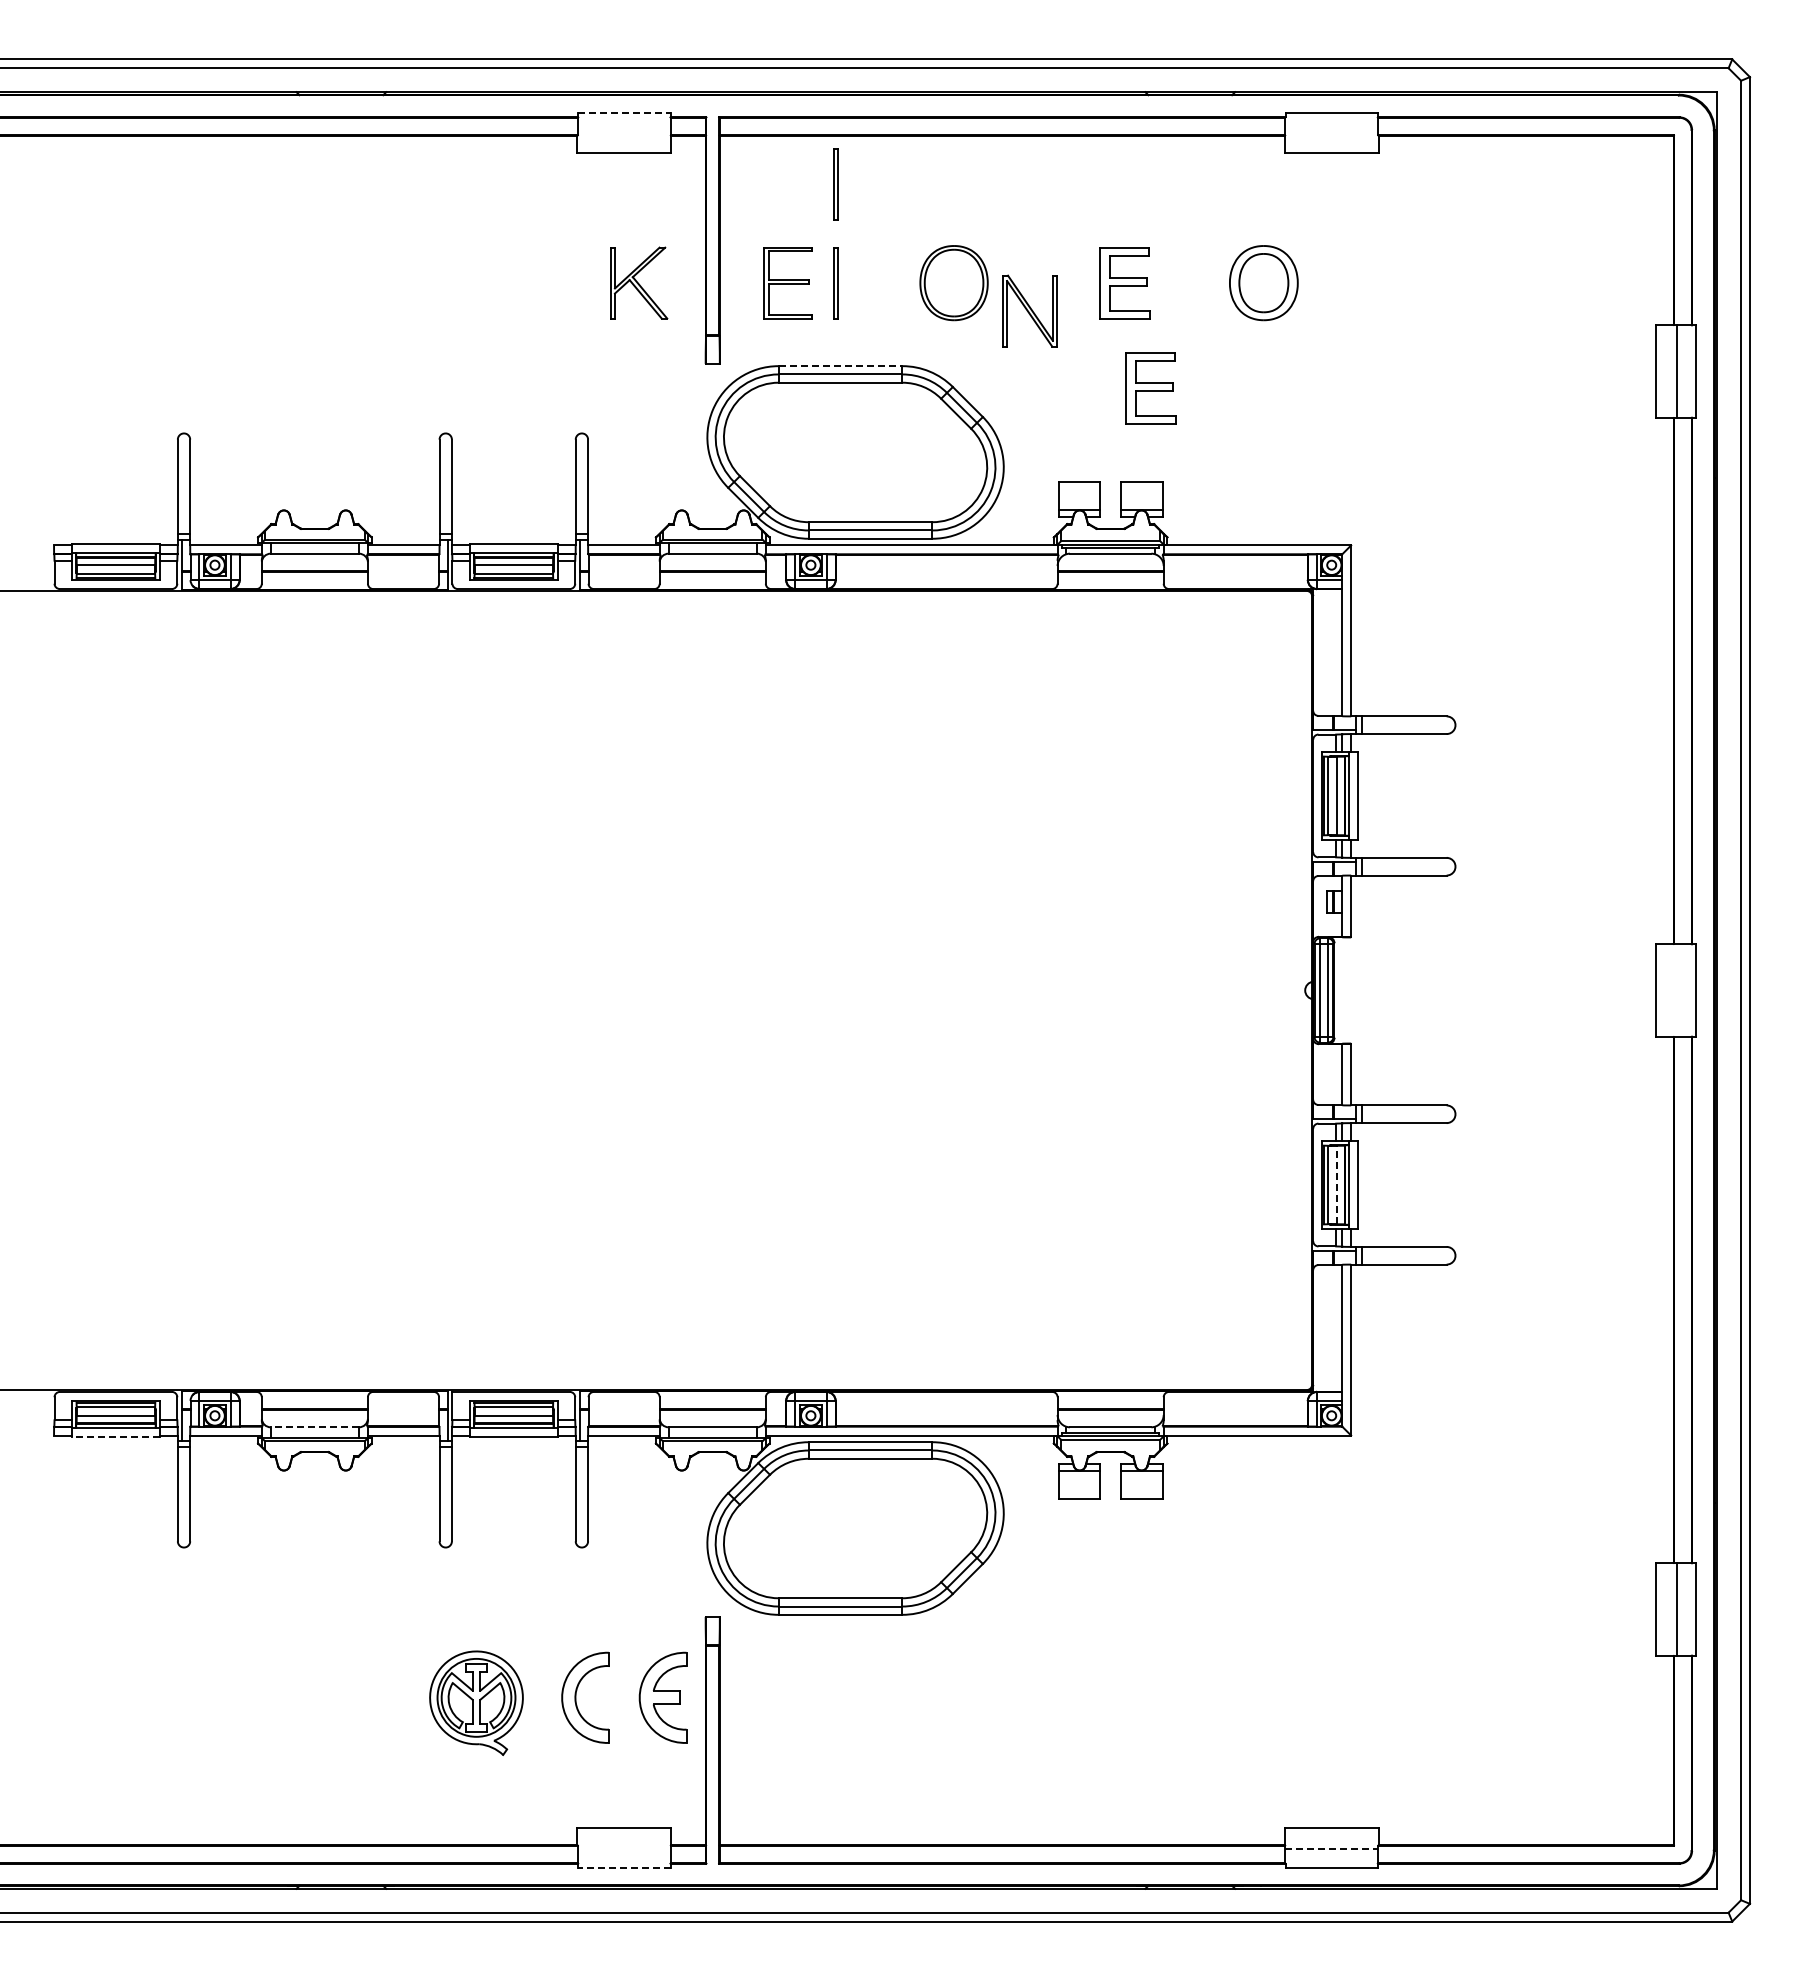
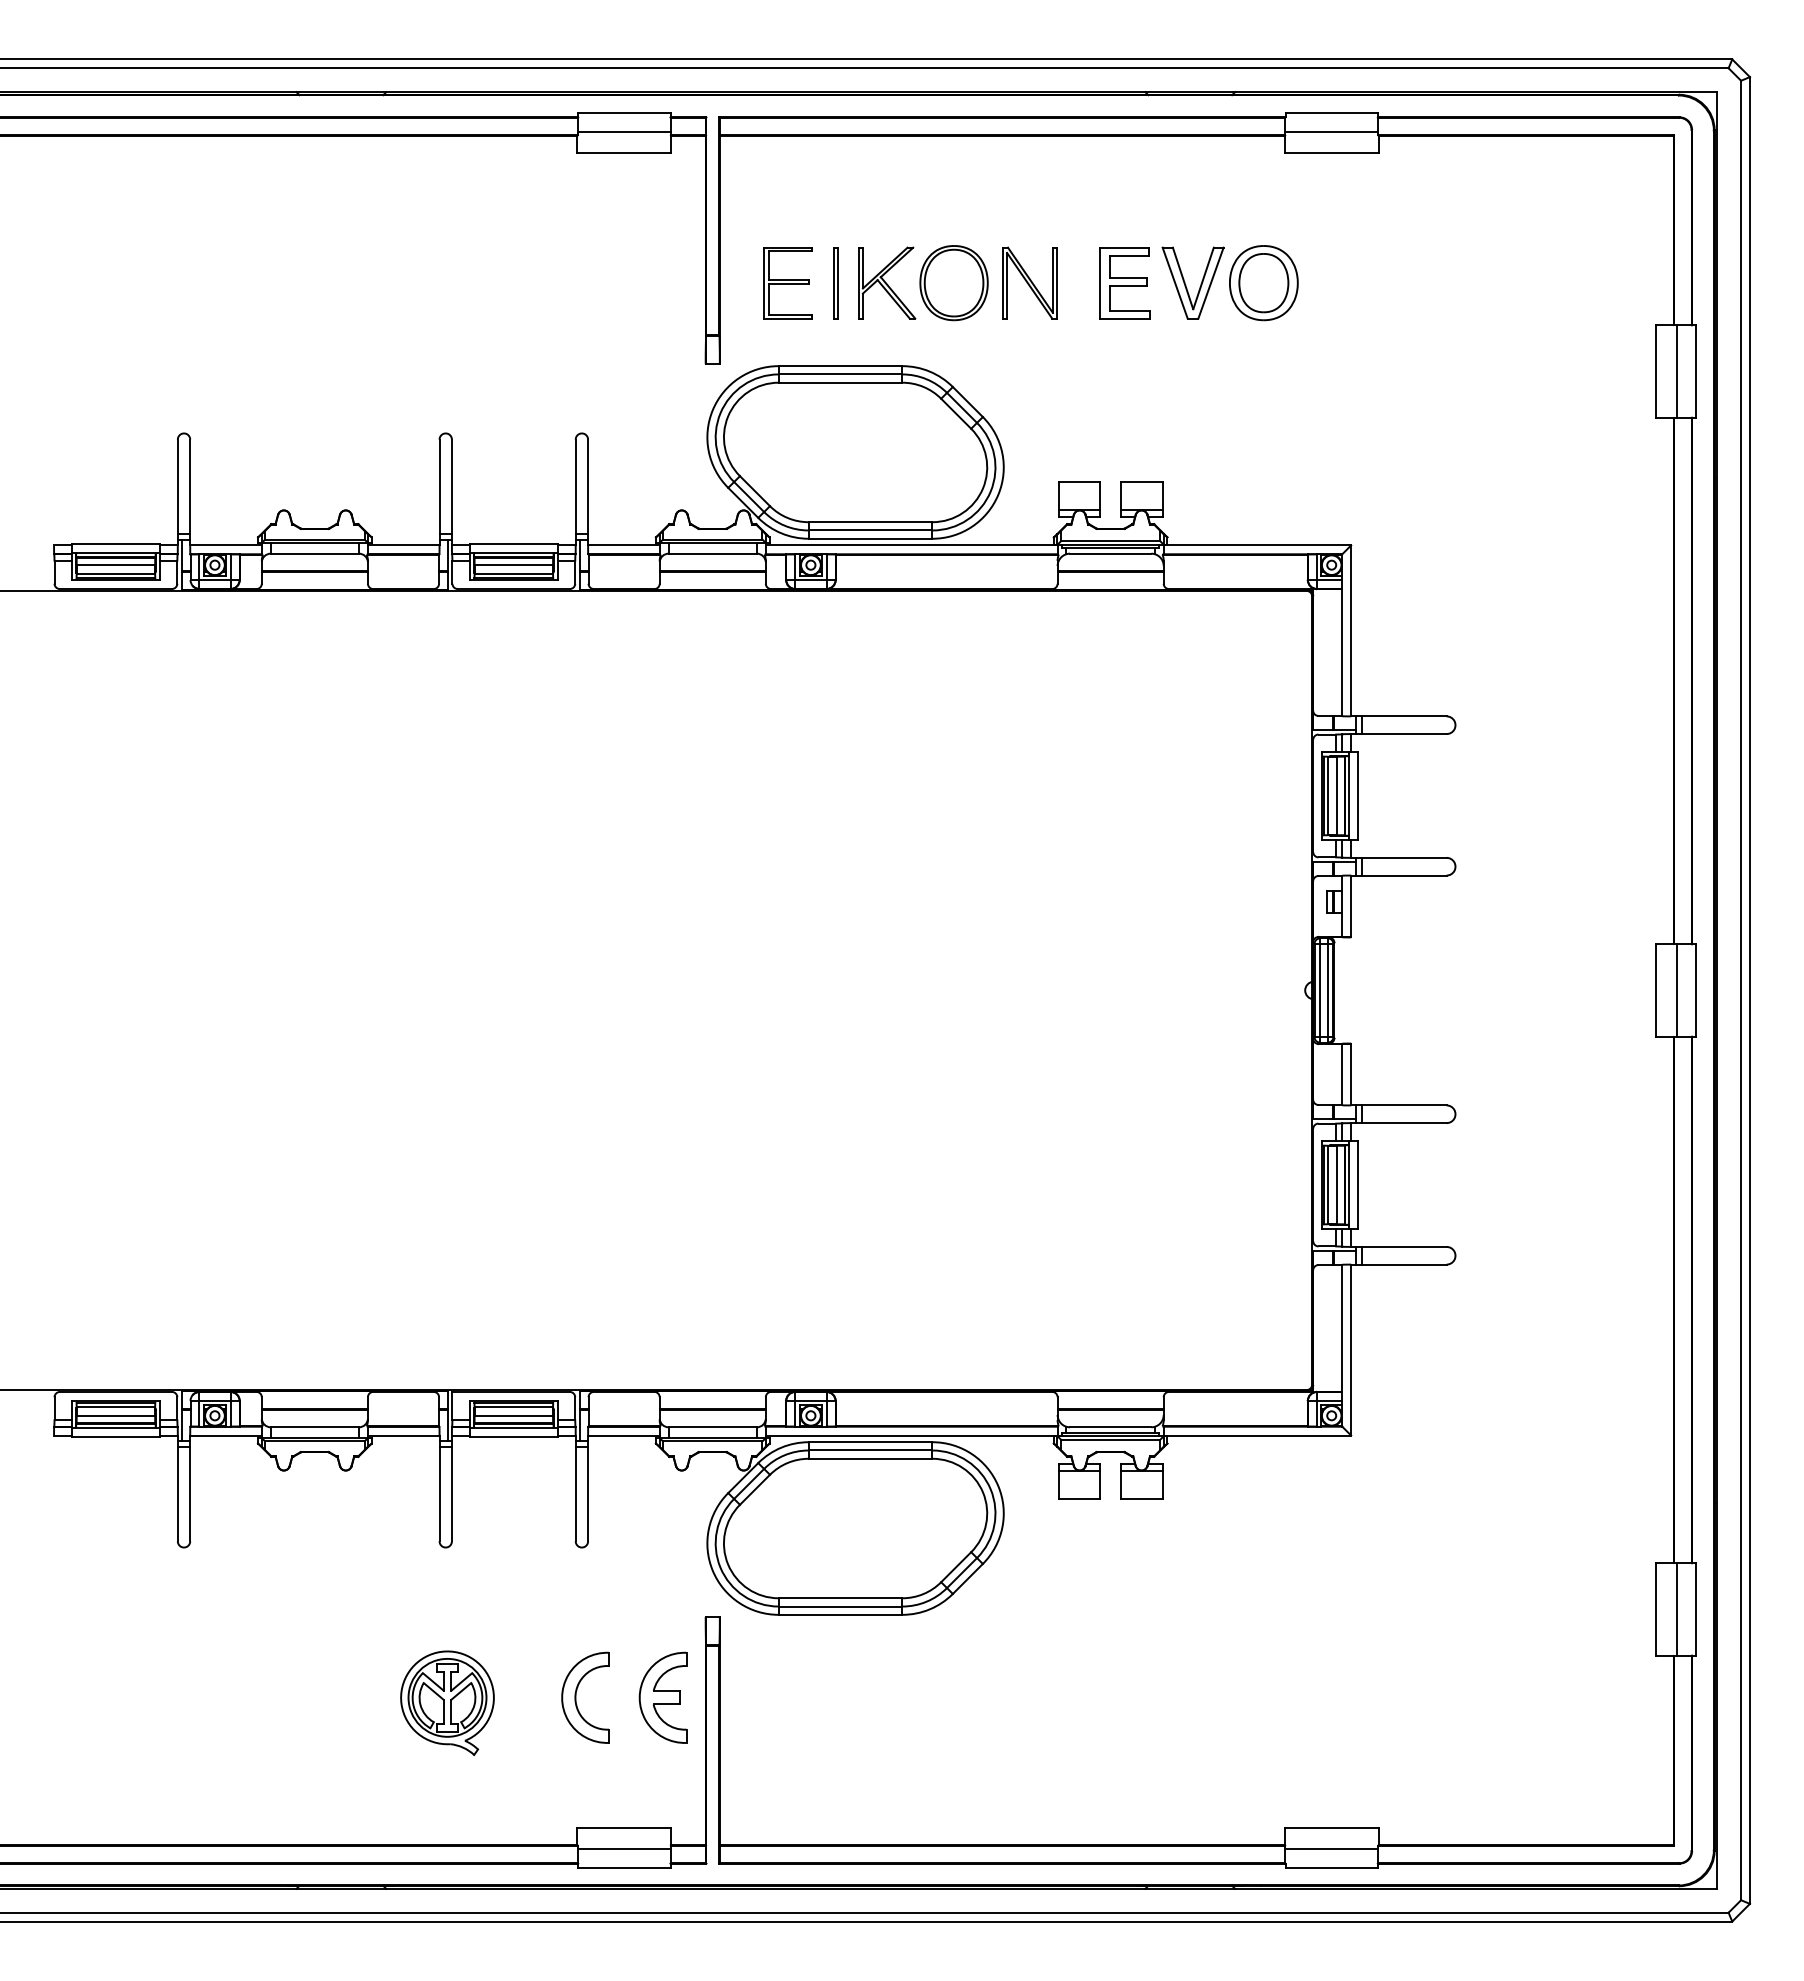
line: dashed -> solid (624, 113)
line: none -> present (623, 131)
line: none -> present (1331, 131)
part: present -> none (835, 184)
part position: (639, 282) -> (887, 282) (887, 282)
part: none -> present (1186, 285)
part position: (1029, 310) -> (1029, 282) (1029, 282)
line: dashed -> solid (840, 366)
part: present -> none (1150, 388)
line: none -> present (1677, 990)
line: dashed -> solid (1337, 1184)
line: dashed -> solid (314, 1427)
line: dashed -> solid (115, 1437)
part position: (476, 1702) -> (447, 1702) (447, 1702)
line: none -> present (623, 1849)
line: dashed -> solid (1331, 1849)
line: dashed -> solid (623, 1867)
